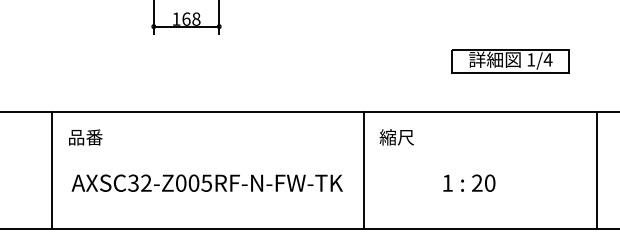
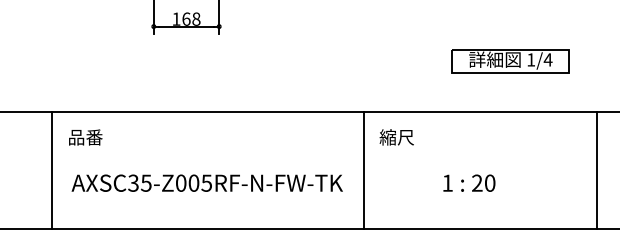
text: AXSC32-Z005RF-N-FW-TK -> AXSC35-Z005RF-N-FW-TK (145, 182)
